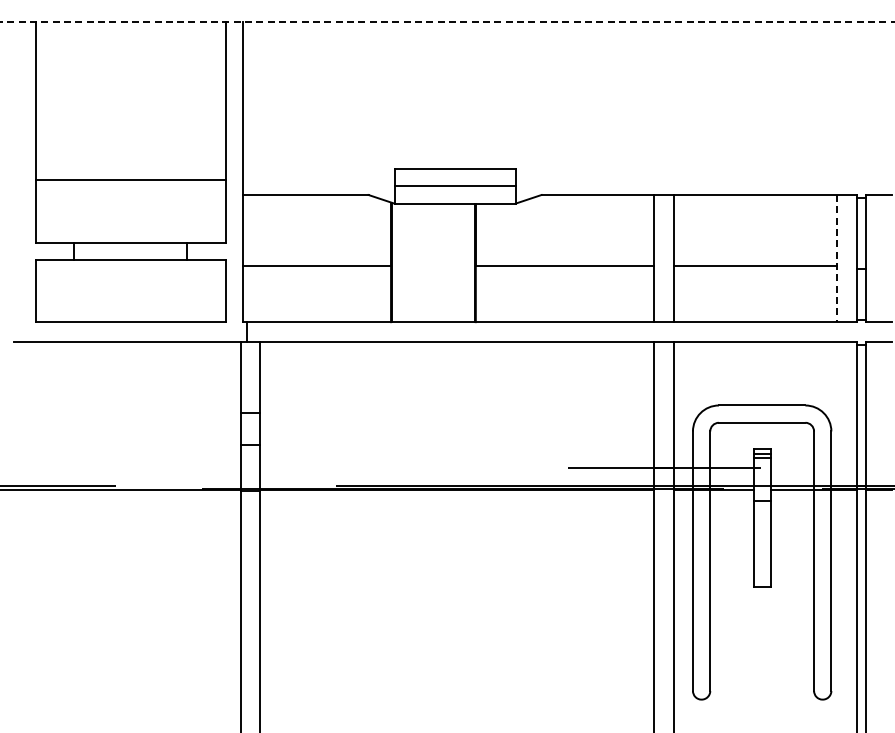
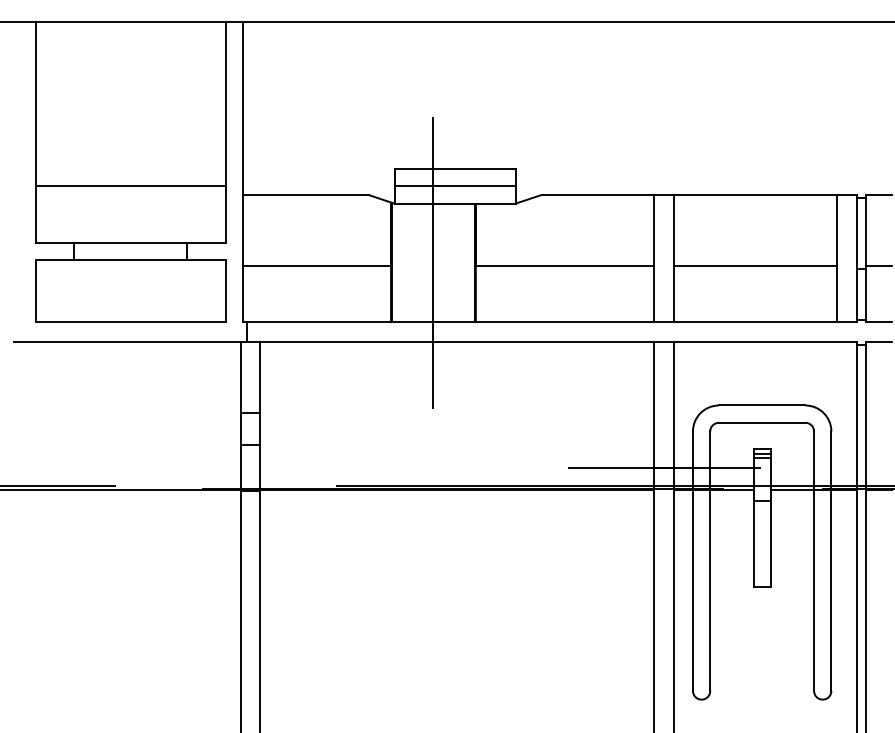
line: dashed -> solid (447, 21)
line position: (130, 180) -> (130, 186) (130, 186)
line: dashed -> solid (837, 258)
line: none -> present (433, 262)
line: none -> present (878, 265)
